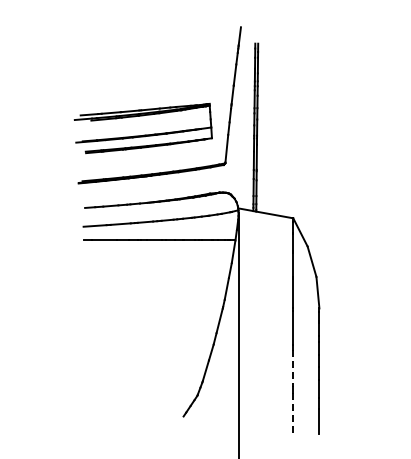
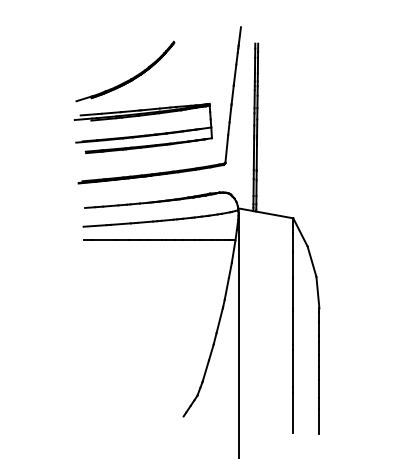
part: none -> present (128, 79)
line: dashed -> solid (293, 368)
line: dashed -> solid (293, 413)
